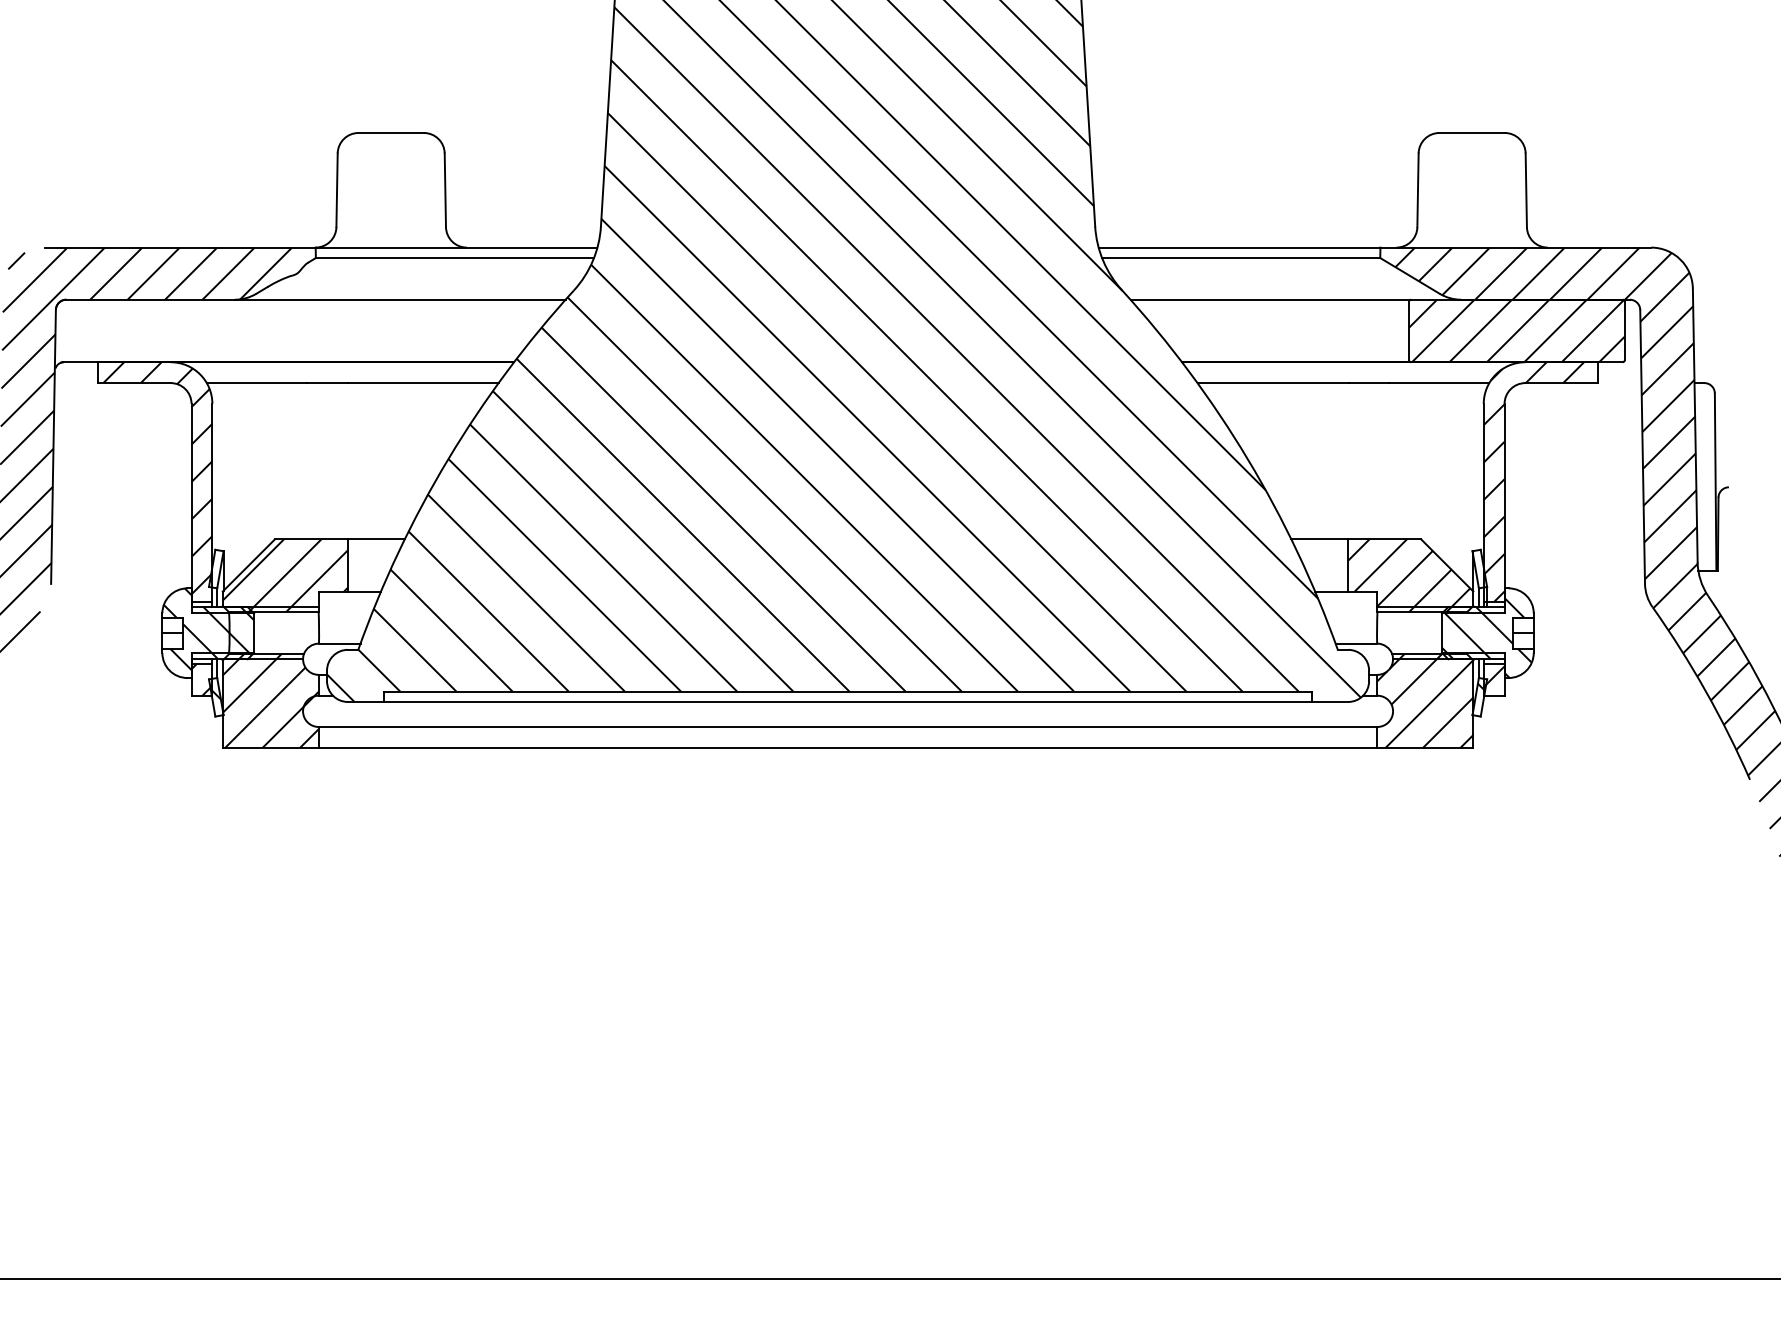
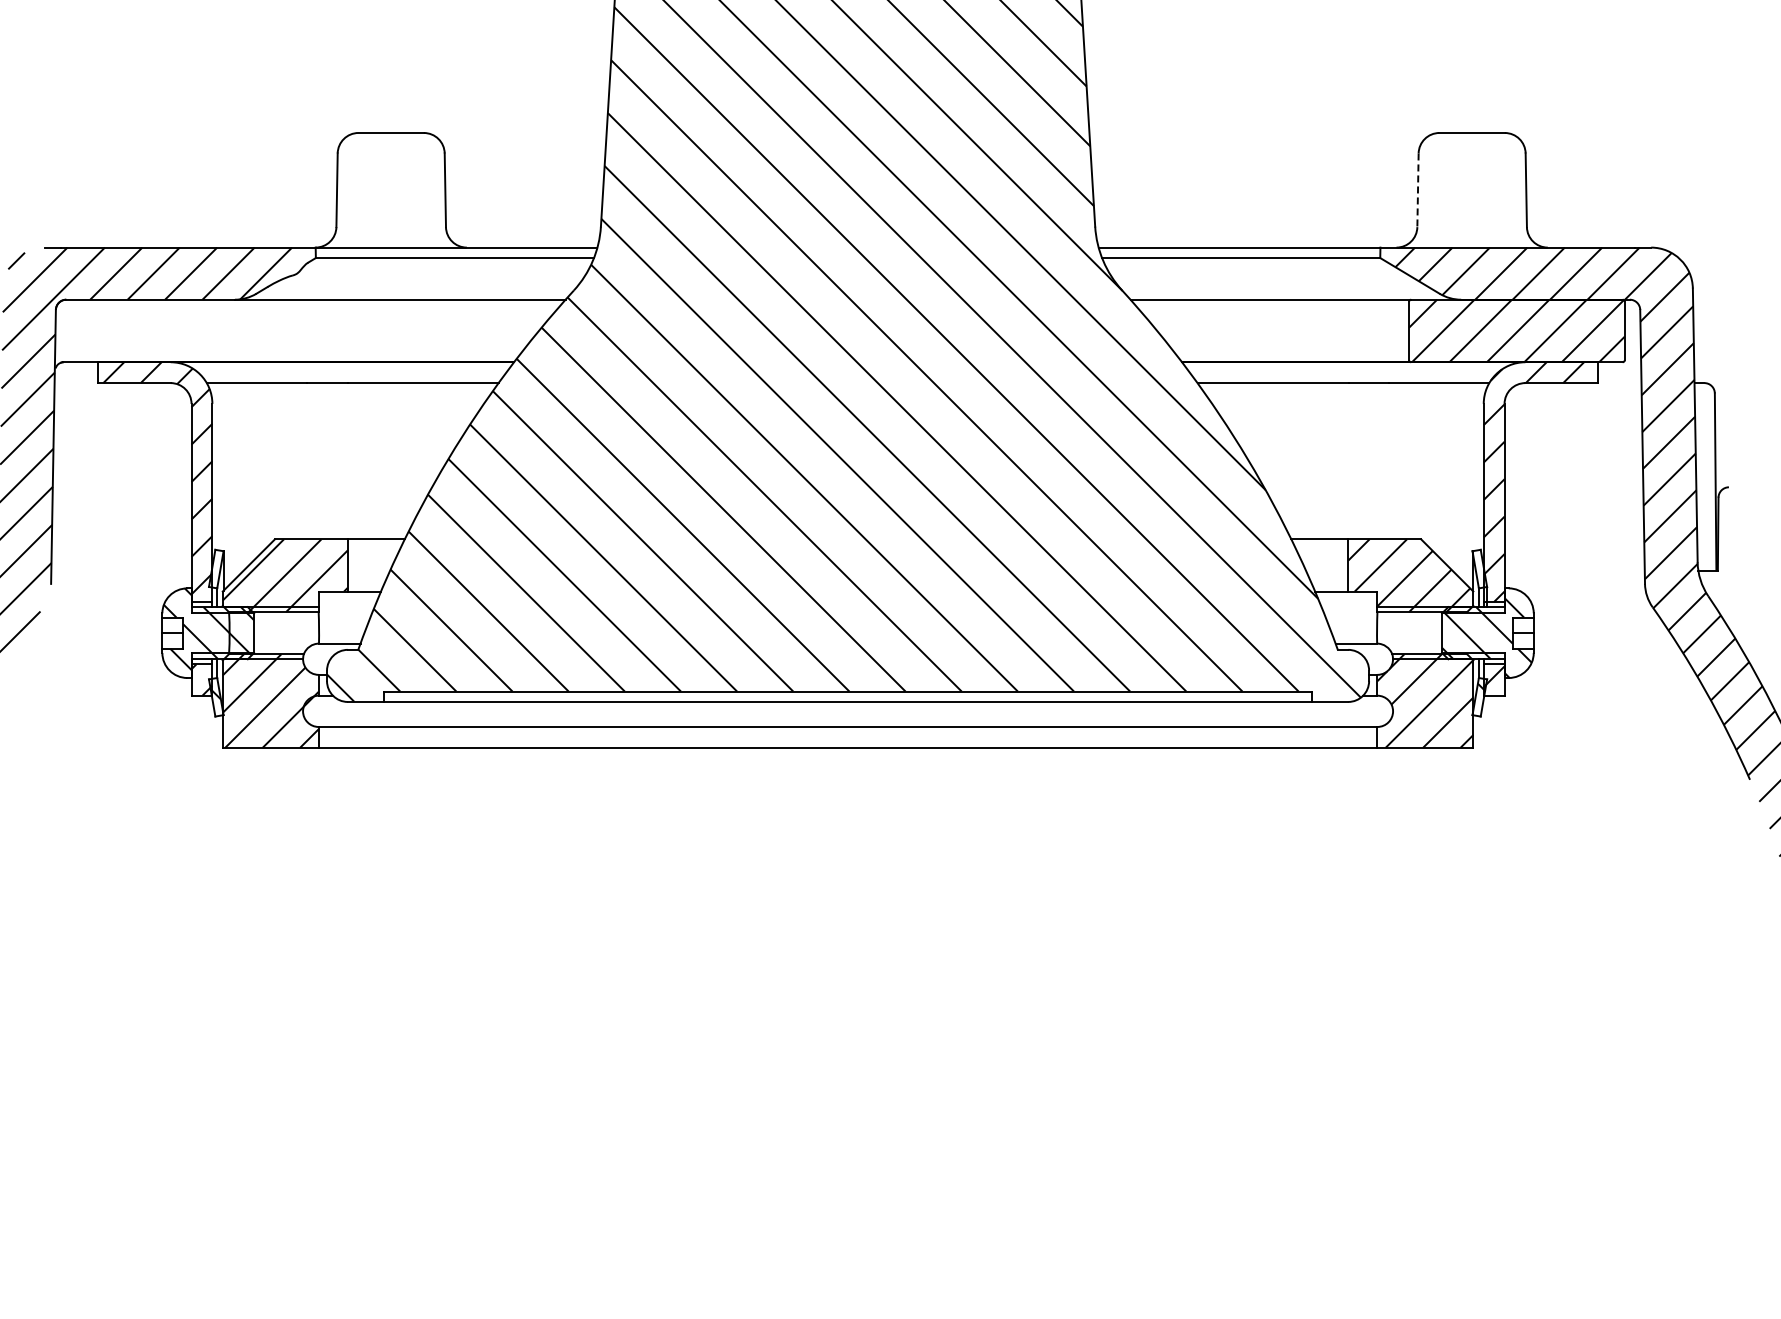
line: solid -> dashed (1418, 190)
line: present -> none (889, 1279)
